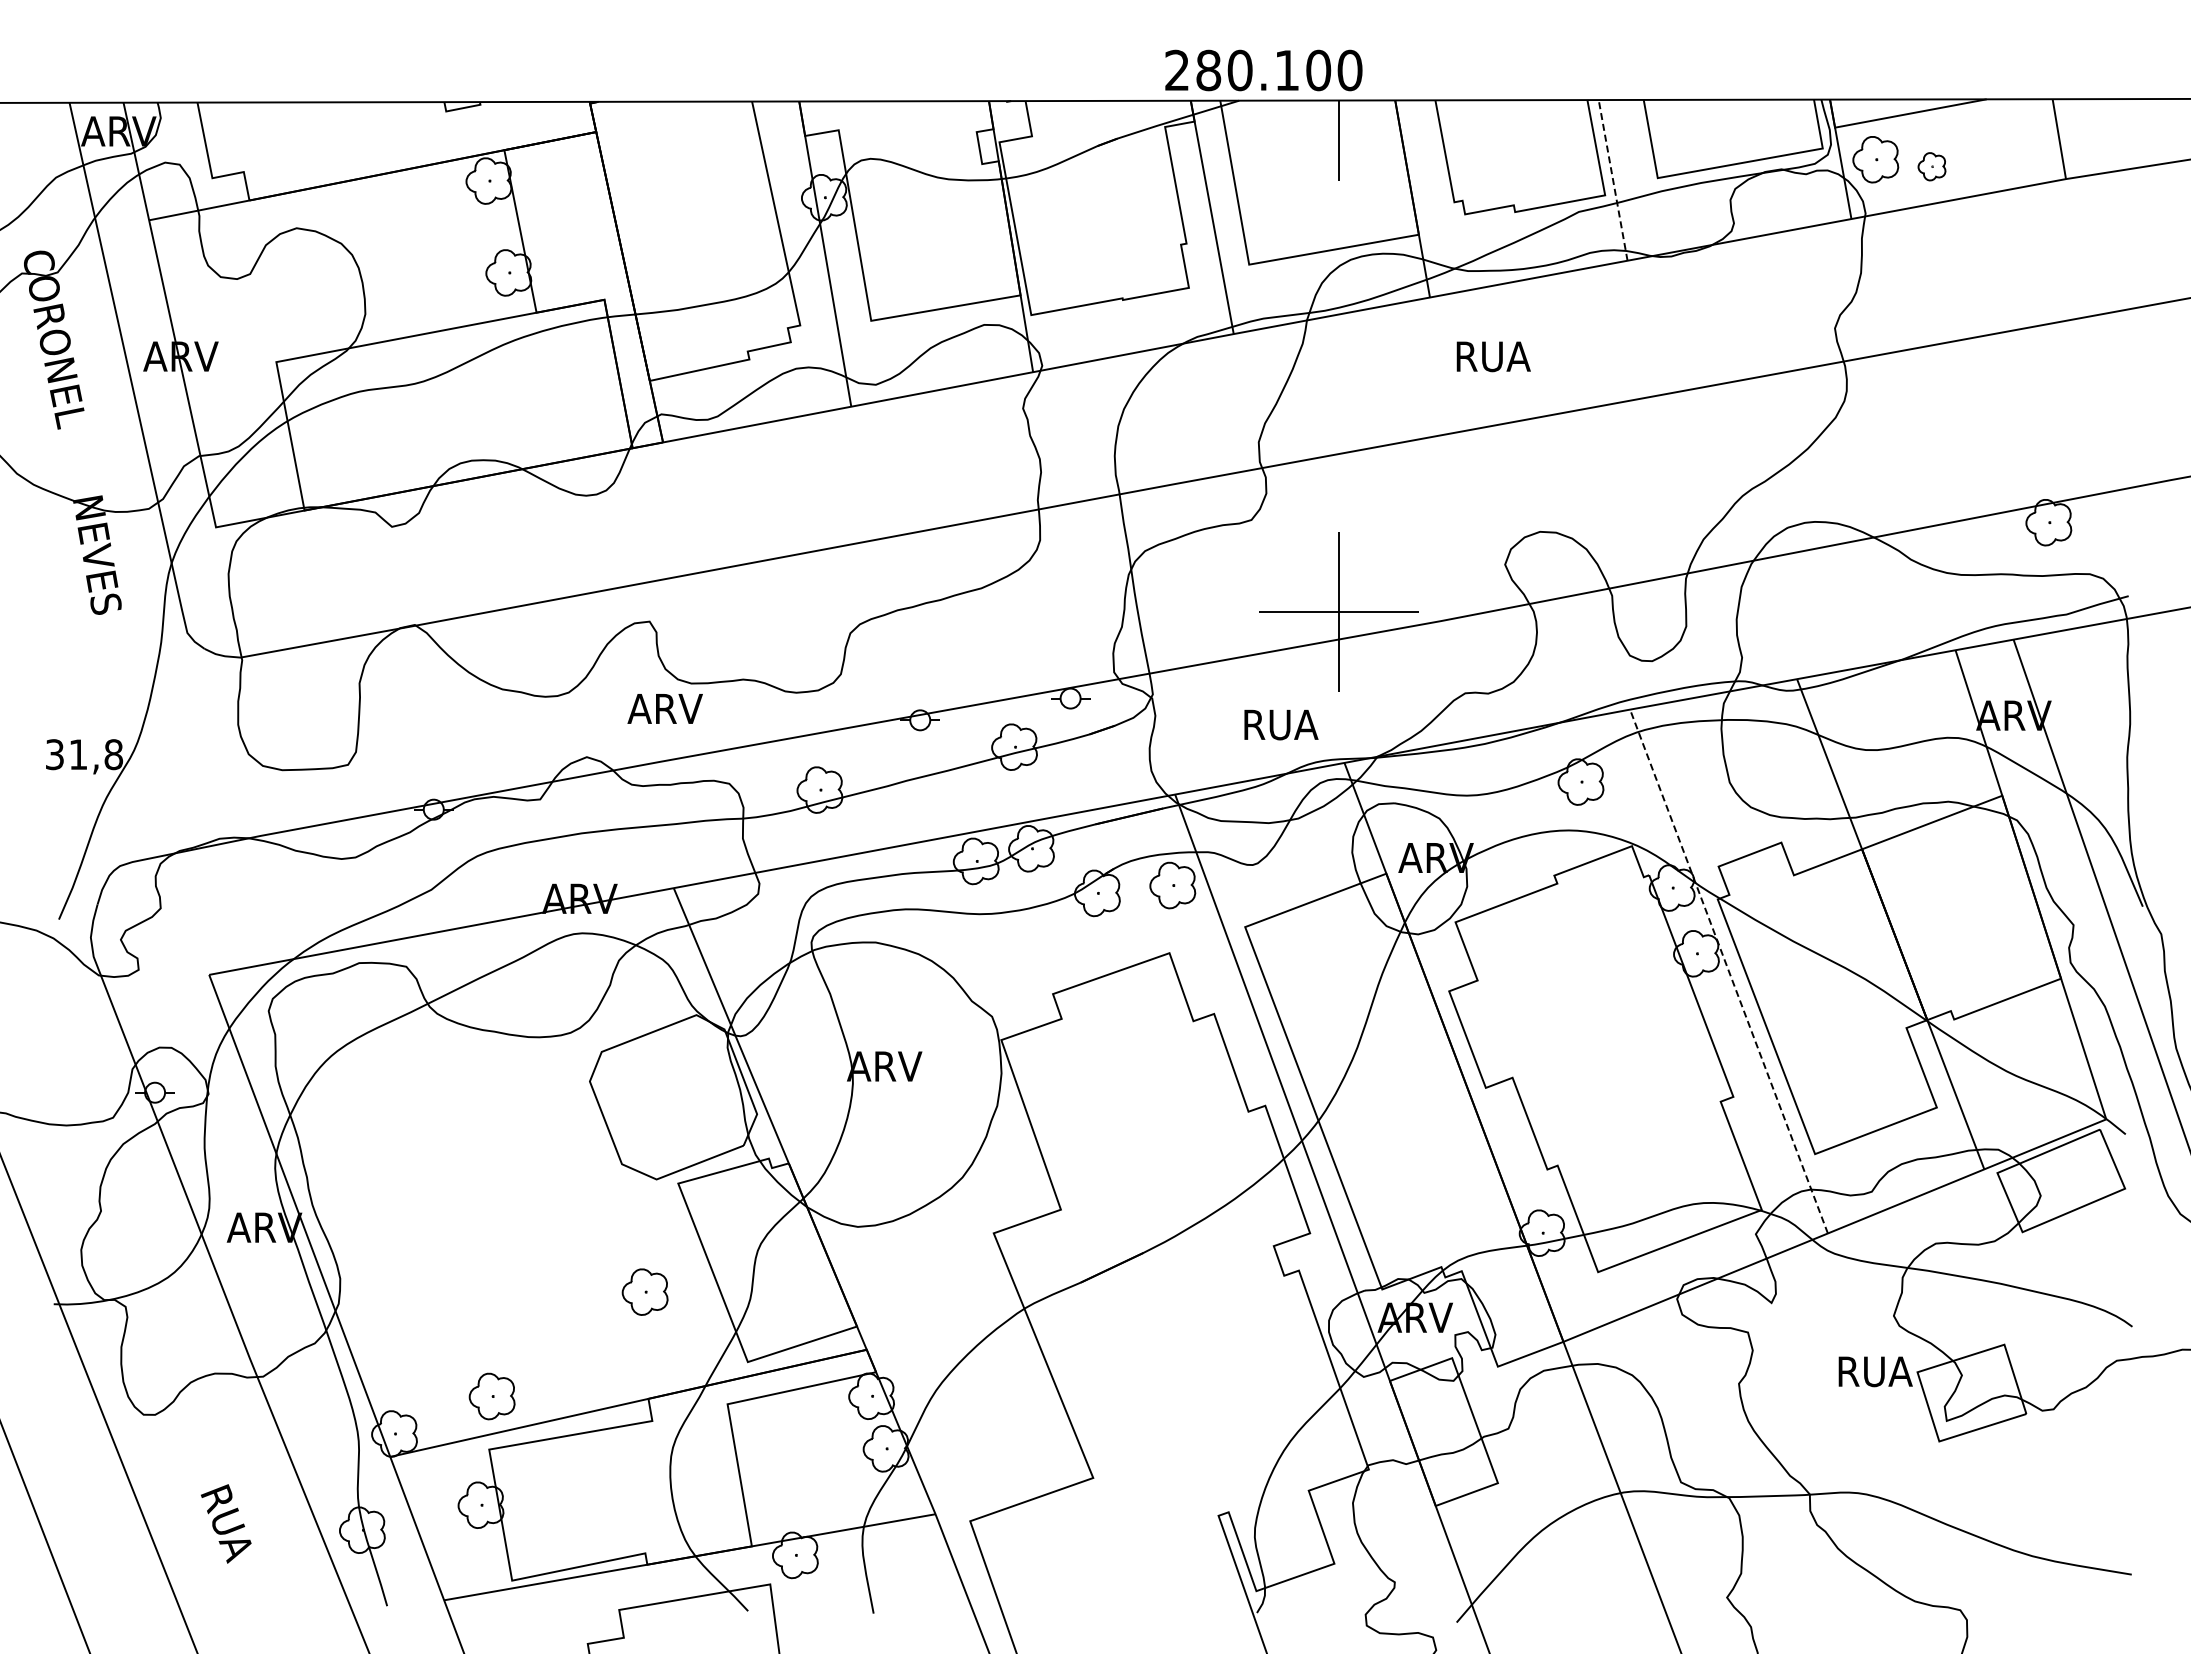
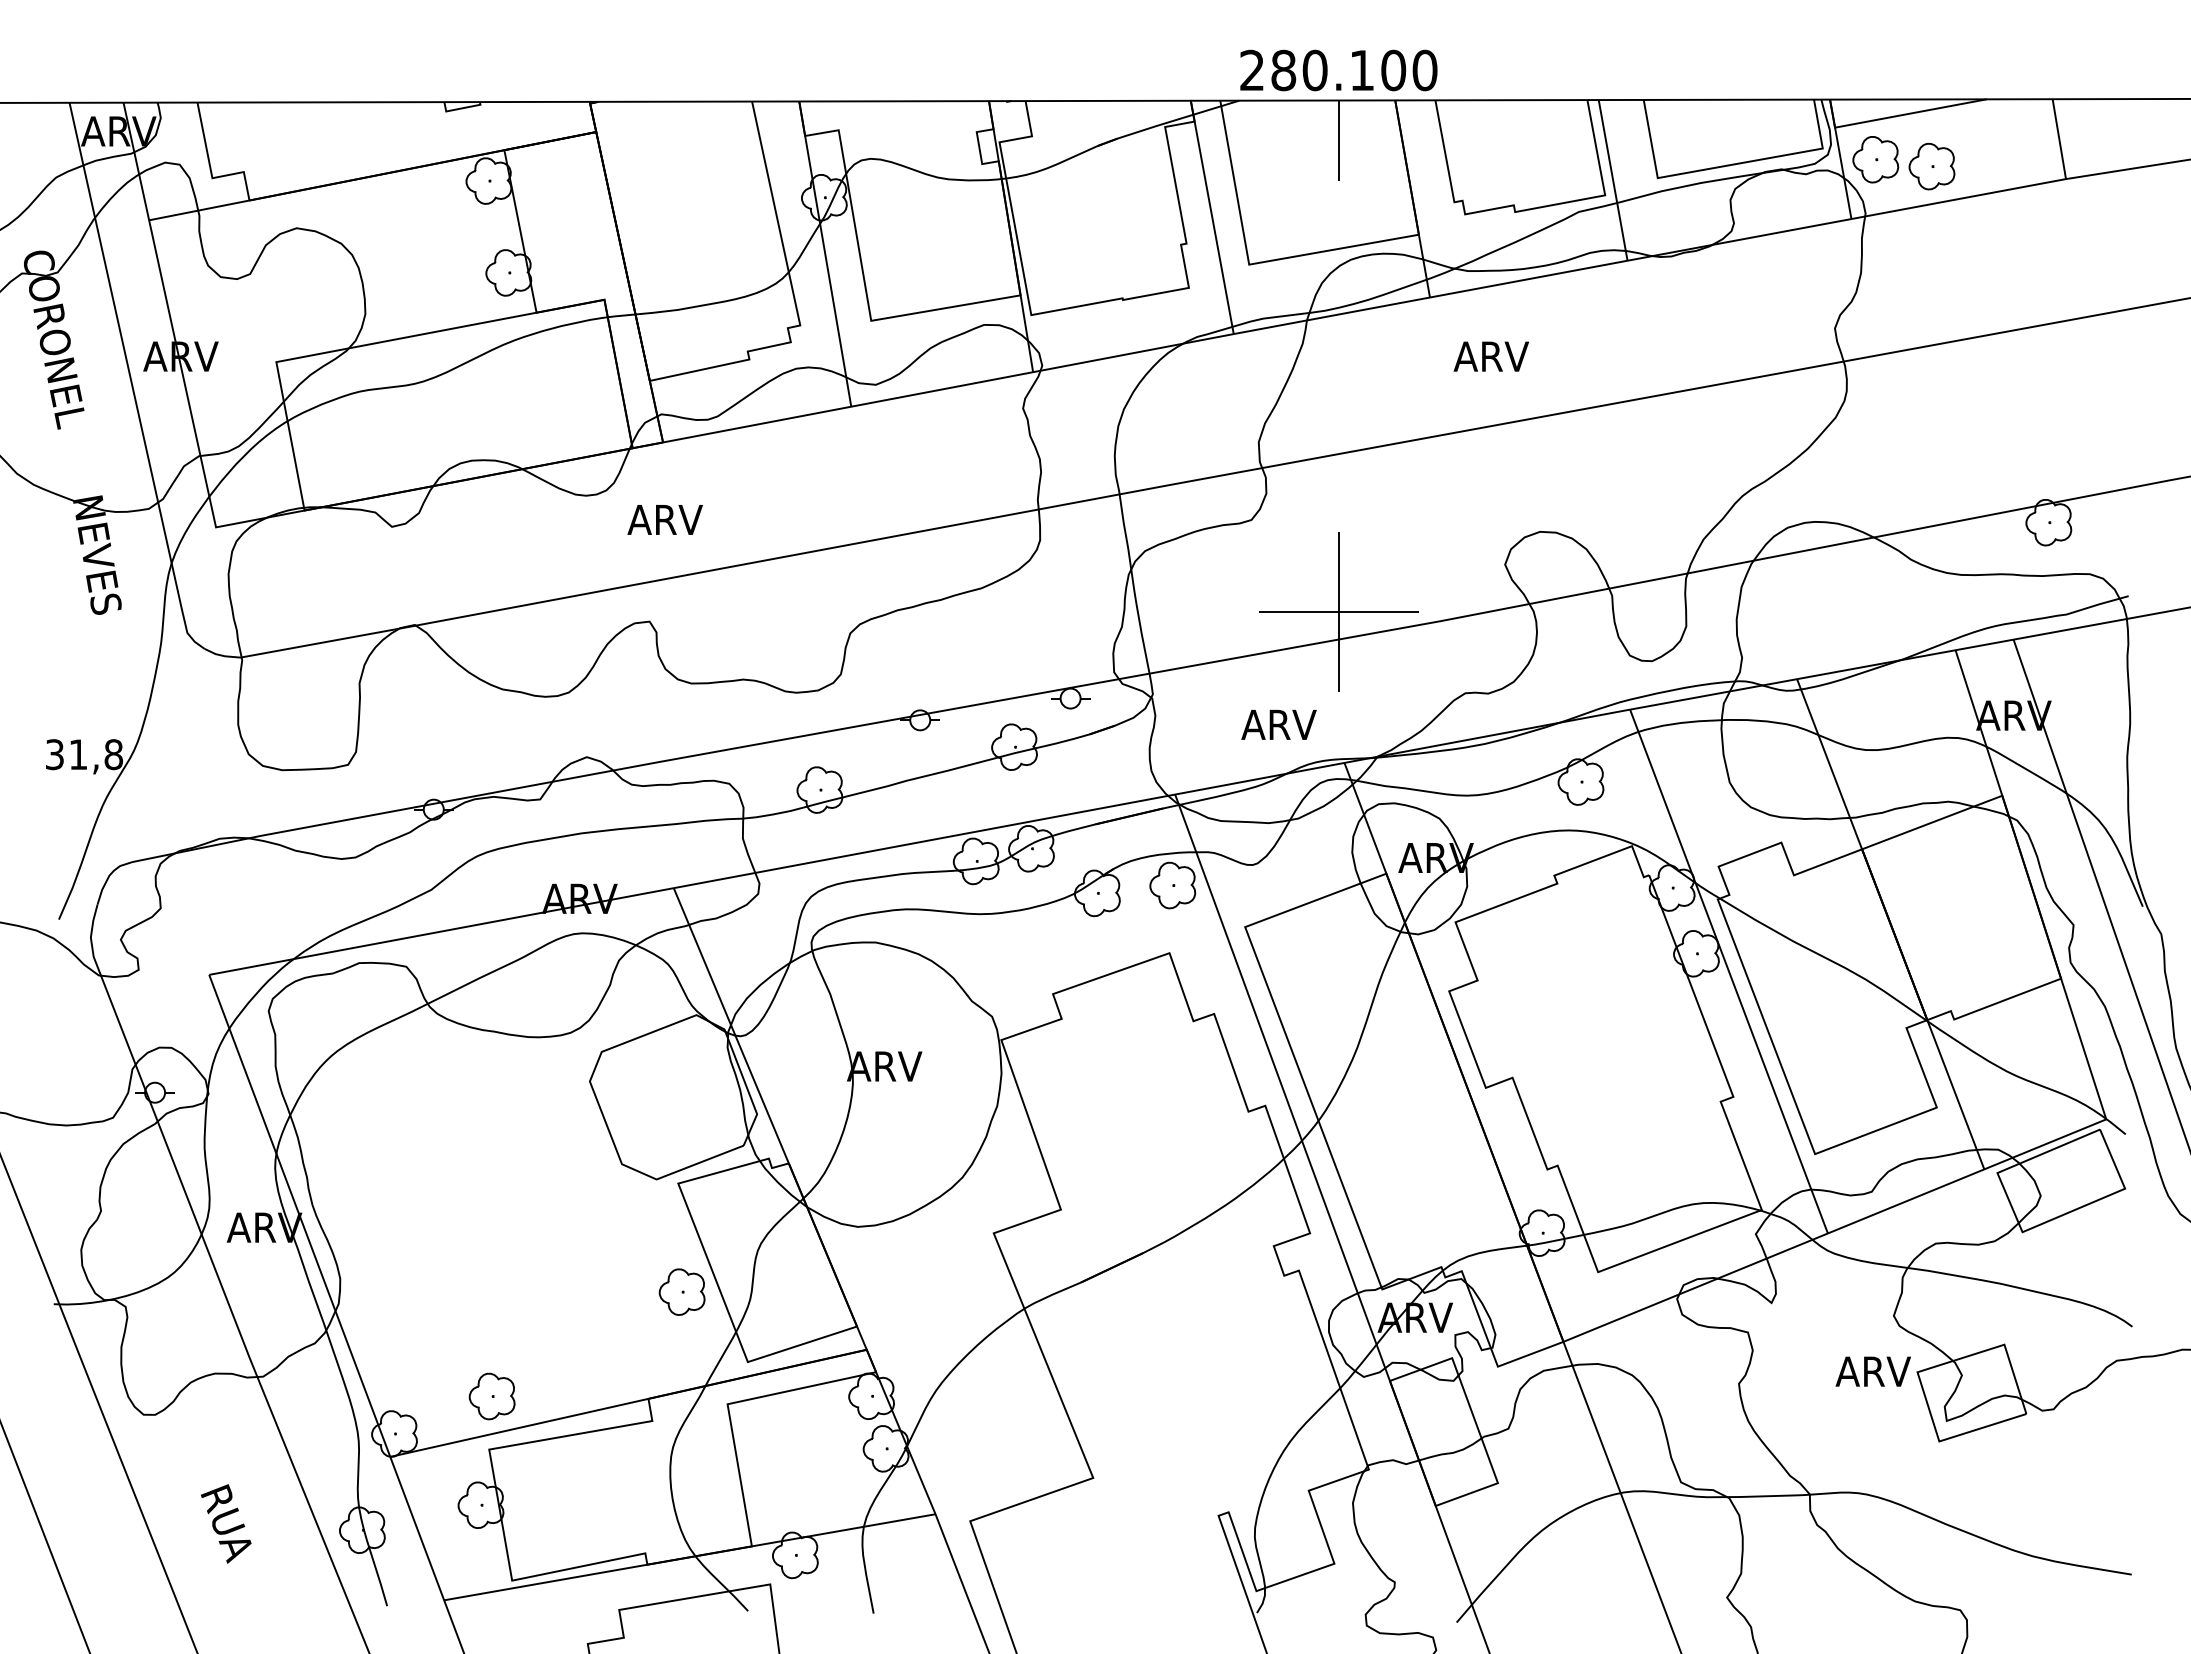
text position: (1263, 70) -> (1338, 70) (1338, 70)
part size: 30x30 px -> 48x48 px (1931, 166)
line: dashed -> solid (1613, 180)
text: RUA -> ARV (1491, 356)
text position: (664, 708) -> (664, 519) (664, 519)
text: RUA -> ARV (1279, 724)
line: dashed -> solid (1729, 971)
part position: (644, 1291) -> (681, 1291) (681, 1291)
text: RUA -> ARV (1873, 1371)
